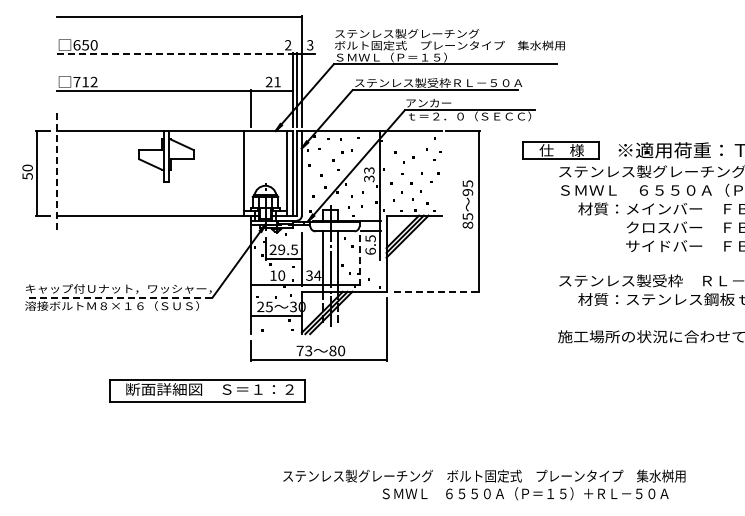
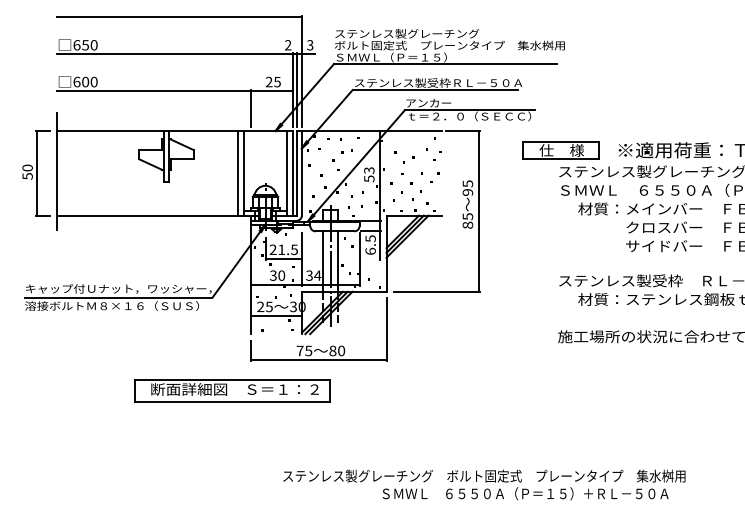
line: dashed -> solid (175, 54)
text: 712 -> 600 (85, 81)
text: 21 -> 25 (277, 82)
line: dashed -> solid (57, 171)
line: none -> present (237, 172)
text: 33 -> 53 (368, 178)
text: 29.5 -> 21.5 (281, 249)
line: dashed -> solid (359, 258)
text: 10 -> 30 (273, 275)
line: dashed -> solid (436, 291)
line: dashed -> solid (118, 297)
text: 73 -> 75 (308, 350)
part position: (207, 390) -> (232, 390) (232, 390)
